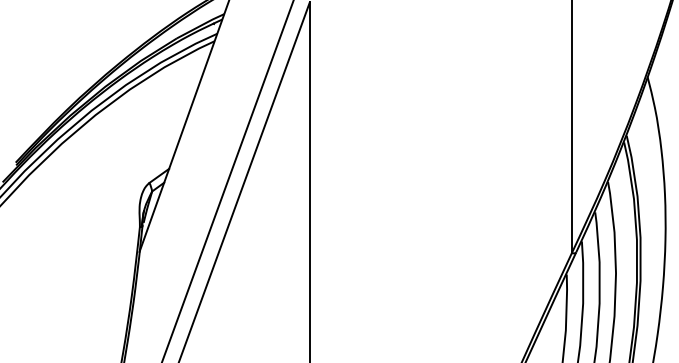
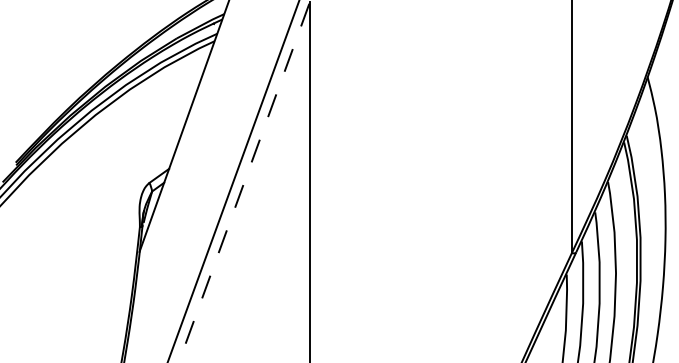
line position: (228, 180) -> (233, 180) (233, 180)
line: solid -> dashed (244, 182)
